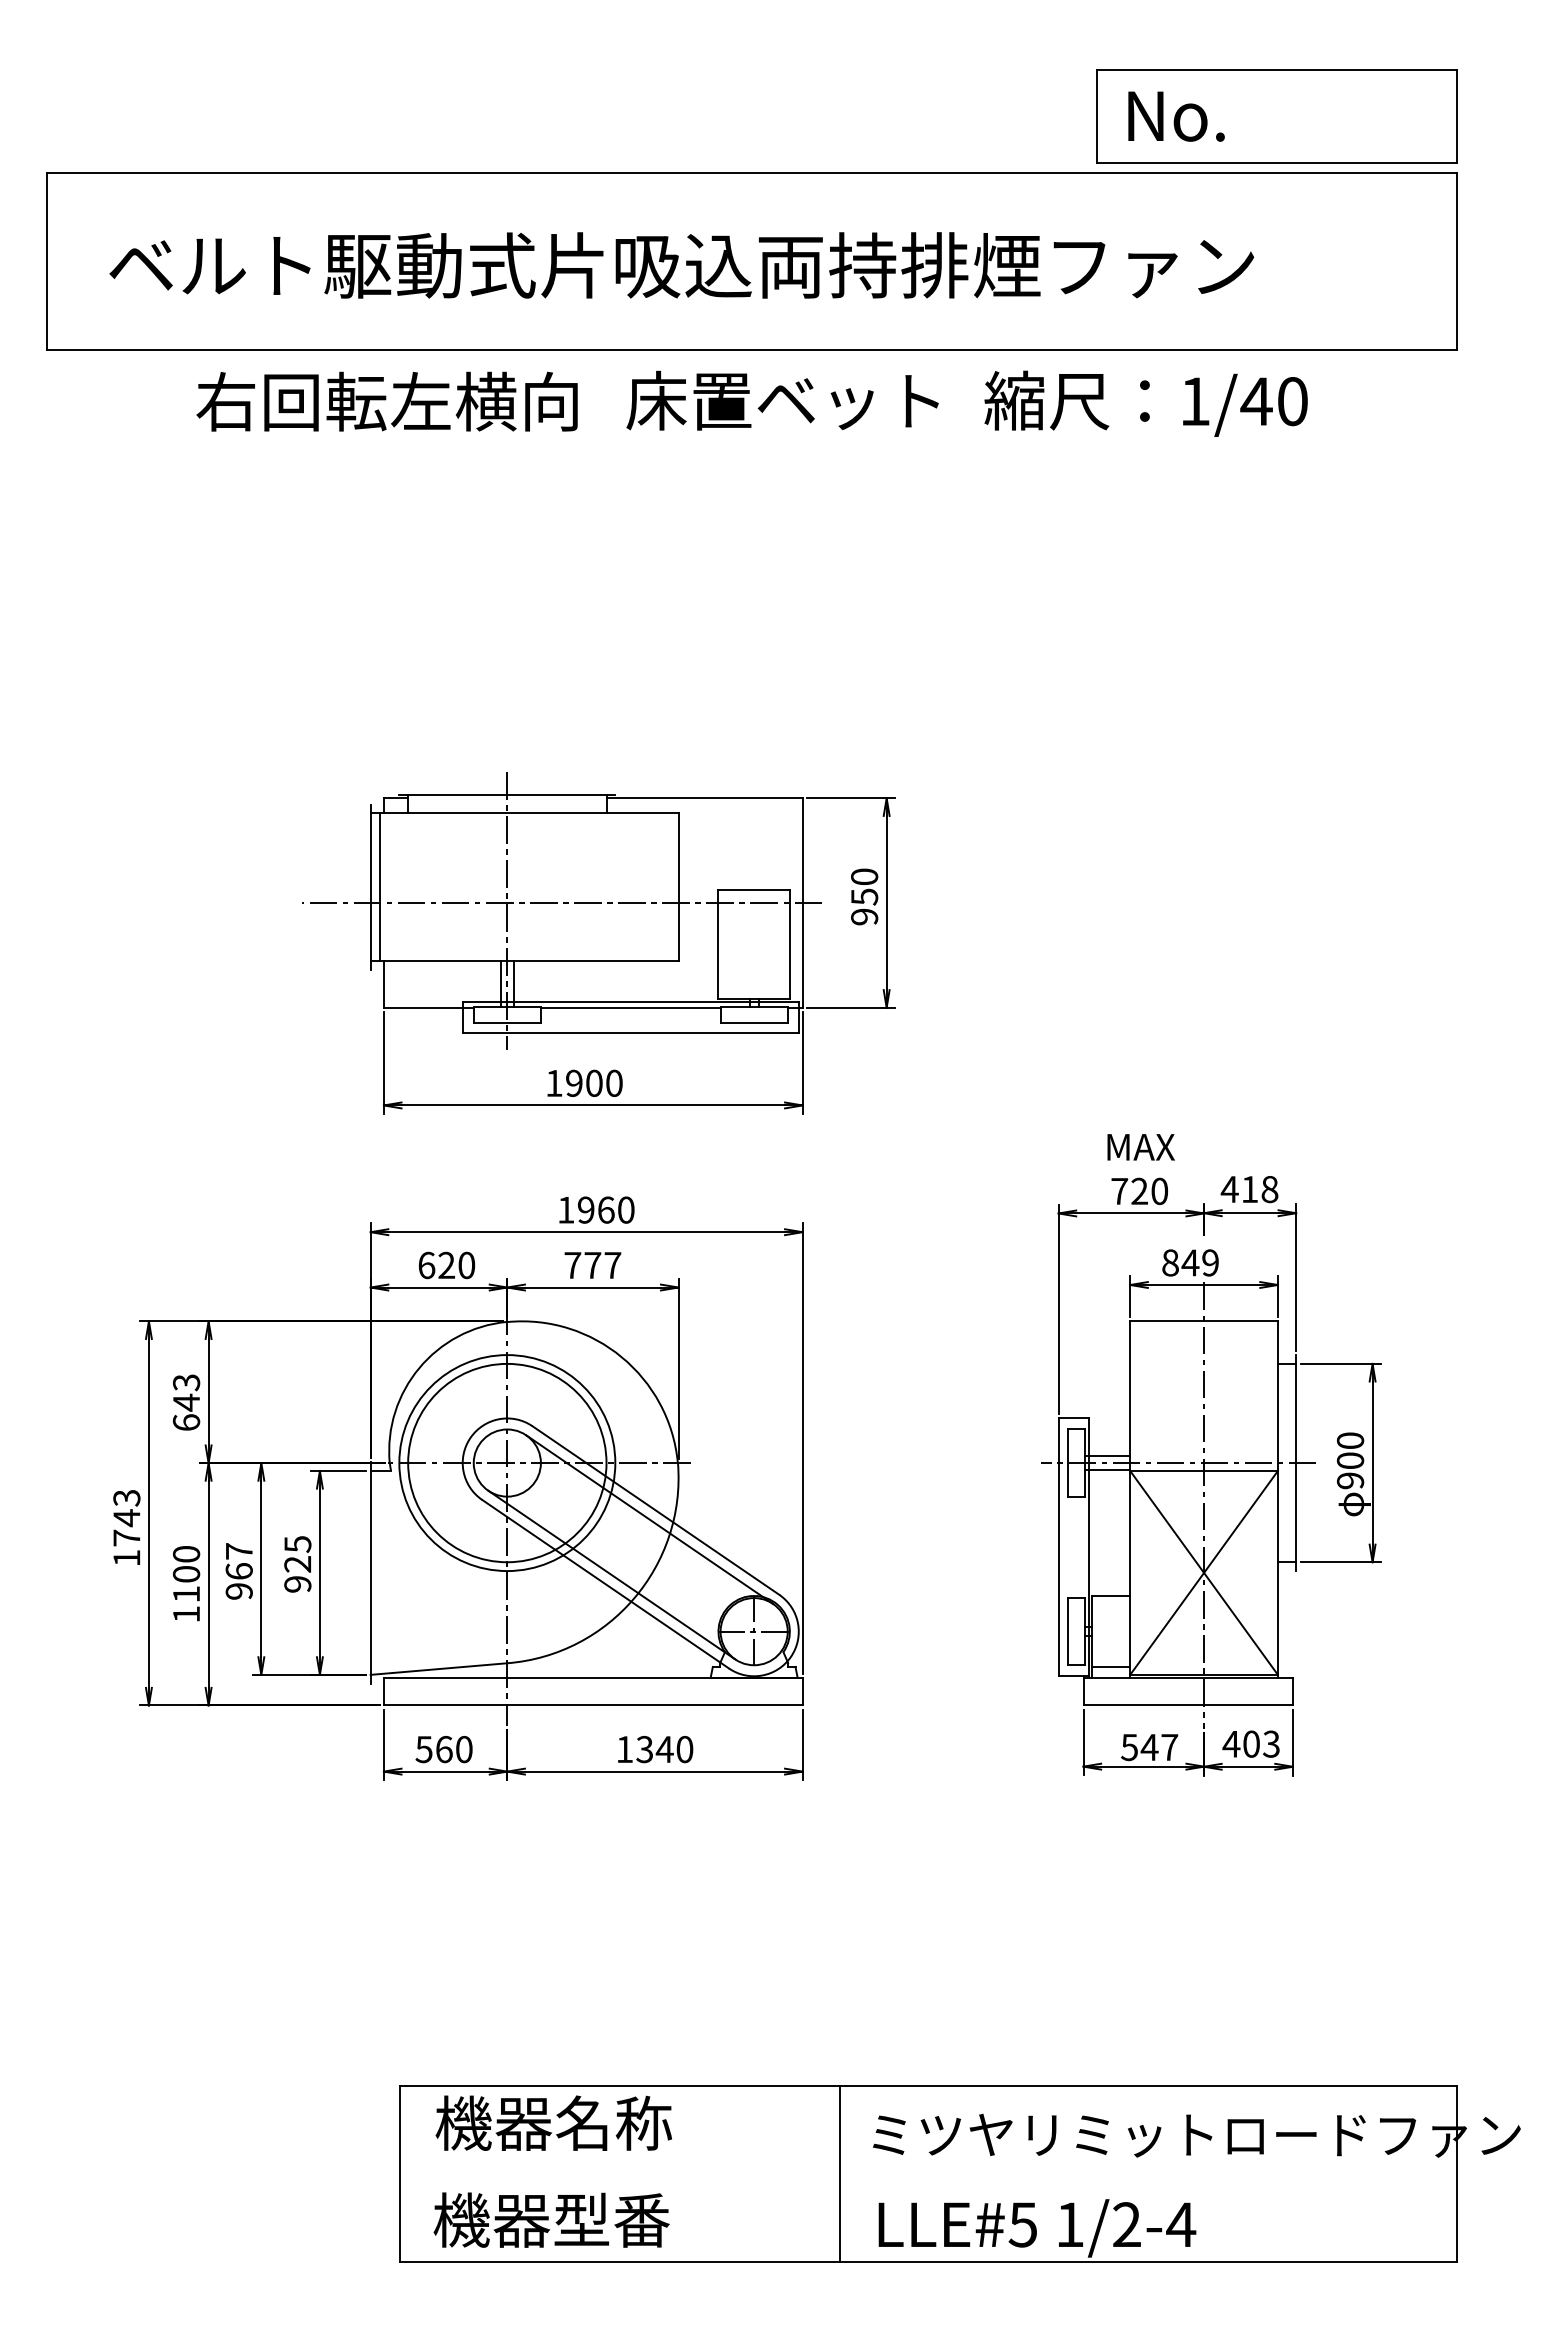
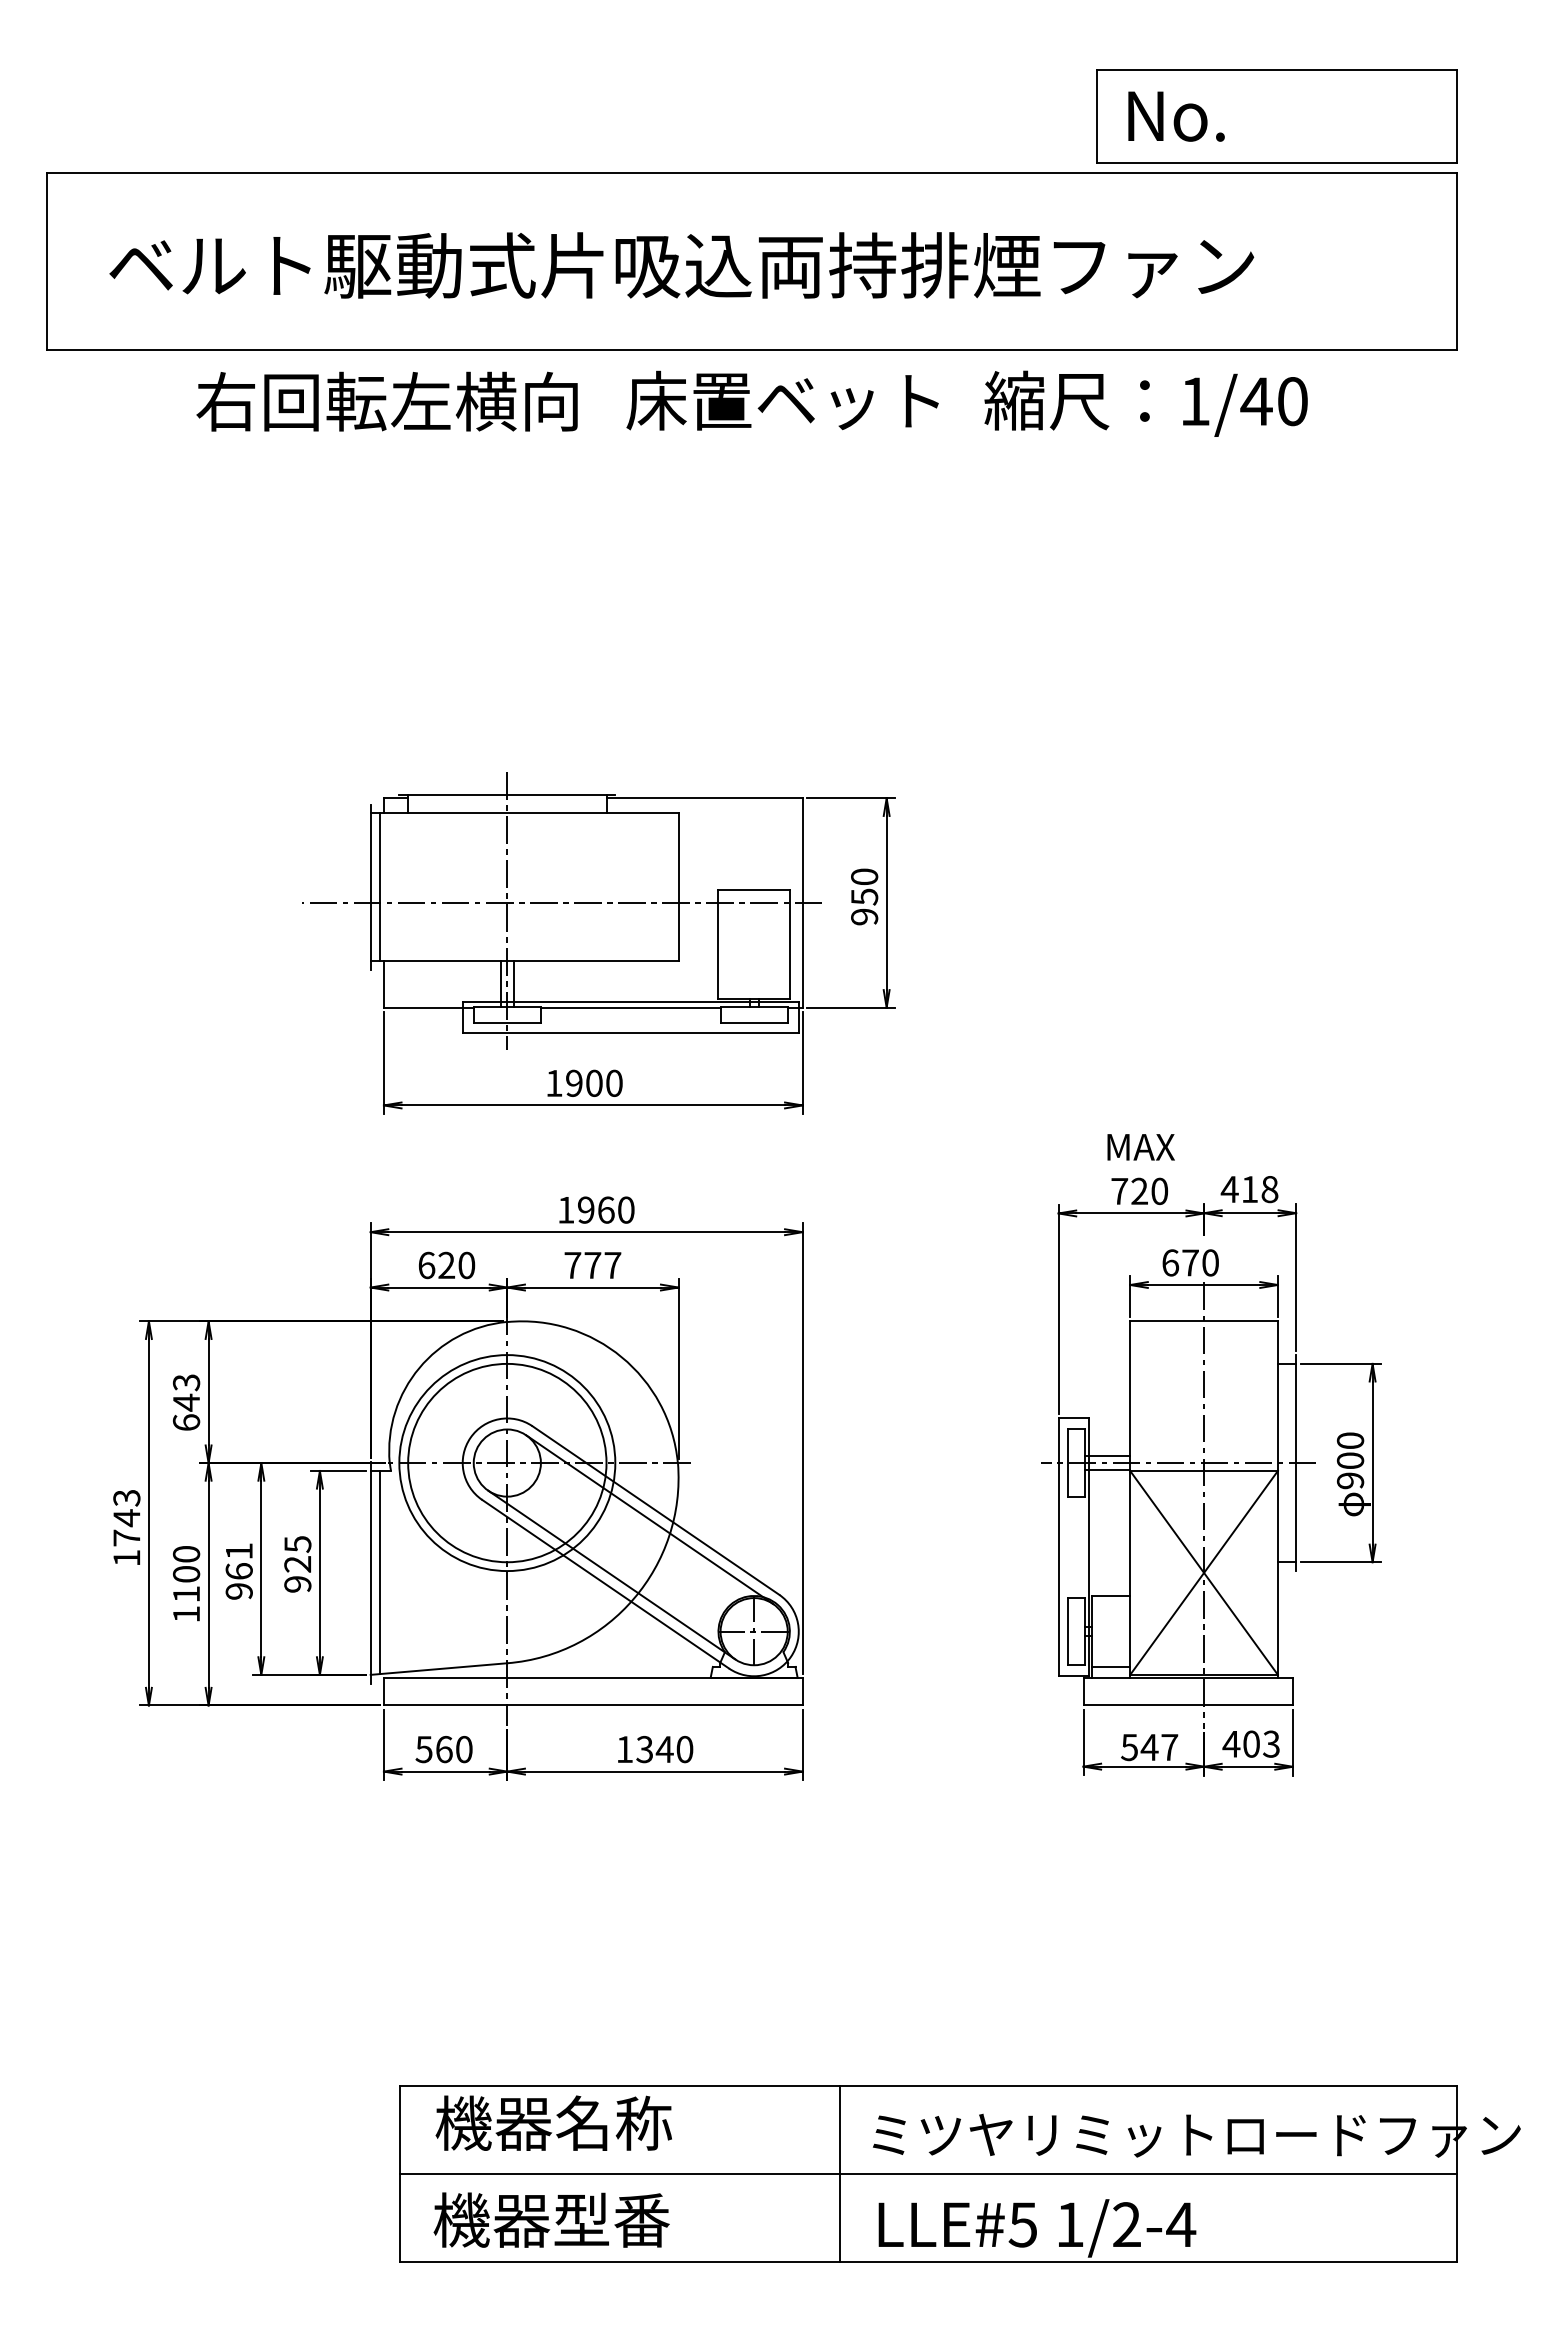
text: 849 -> 670 (1190, 1262)
text: 967 -> 961 (239, 1551)
line: none -> present (379, 1572)
line: none -> present (928, 2173)
